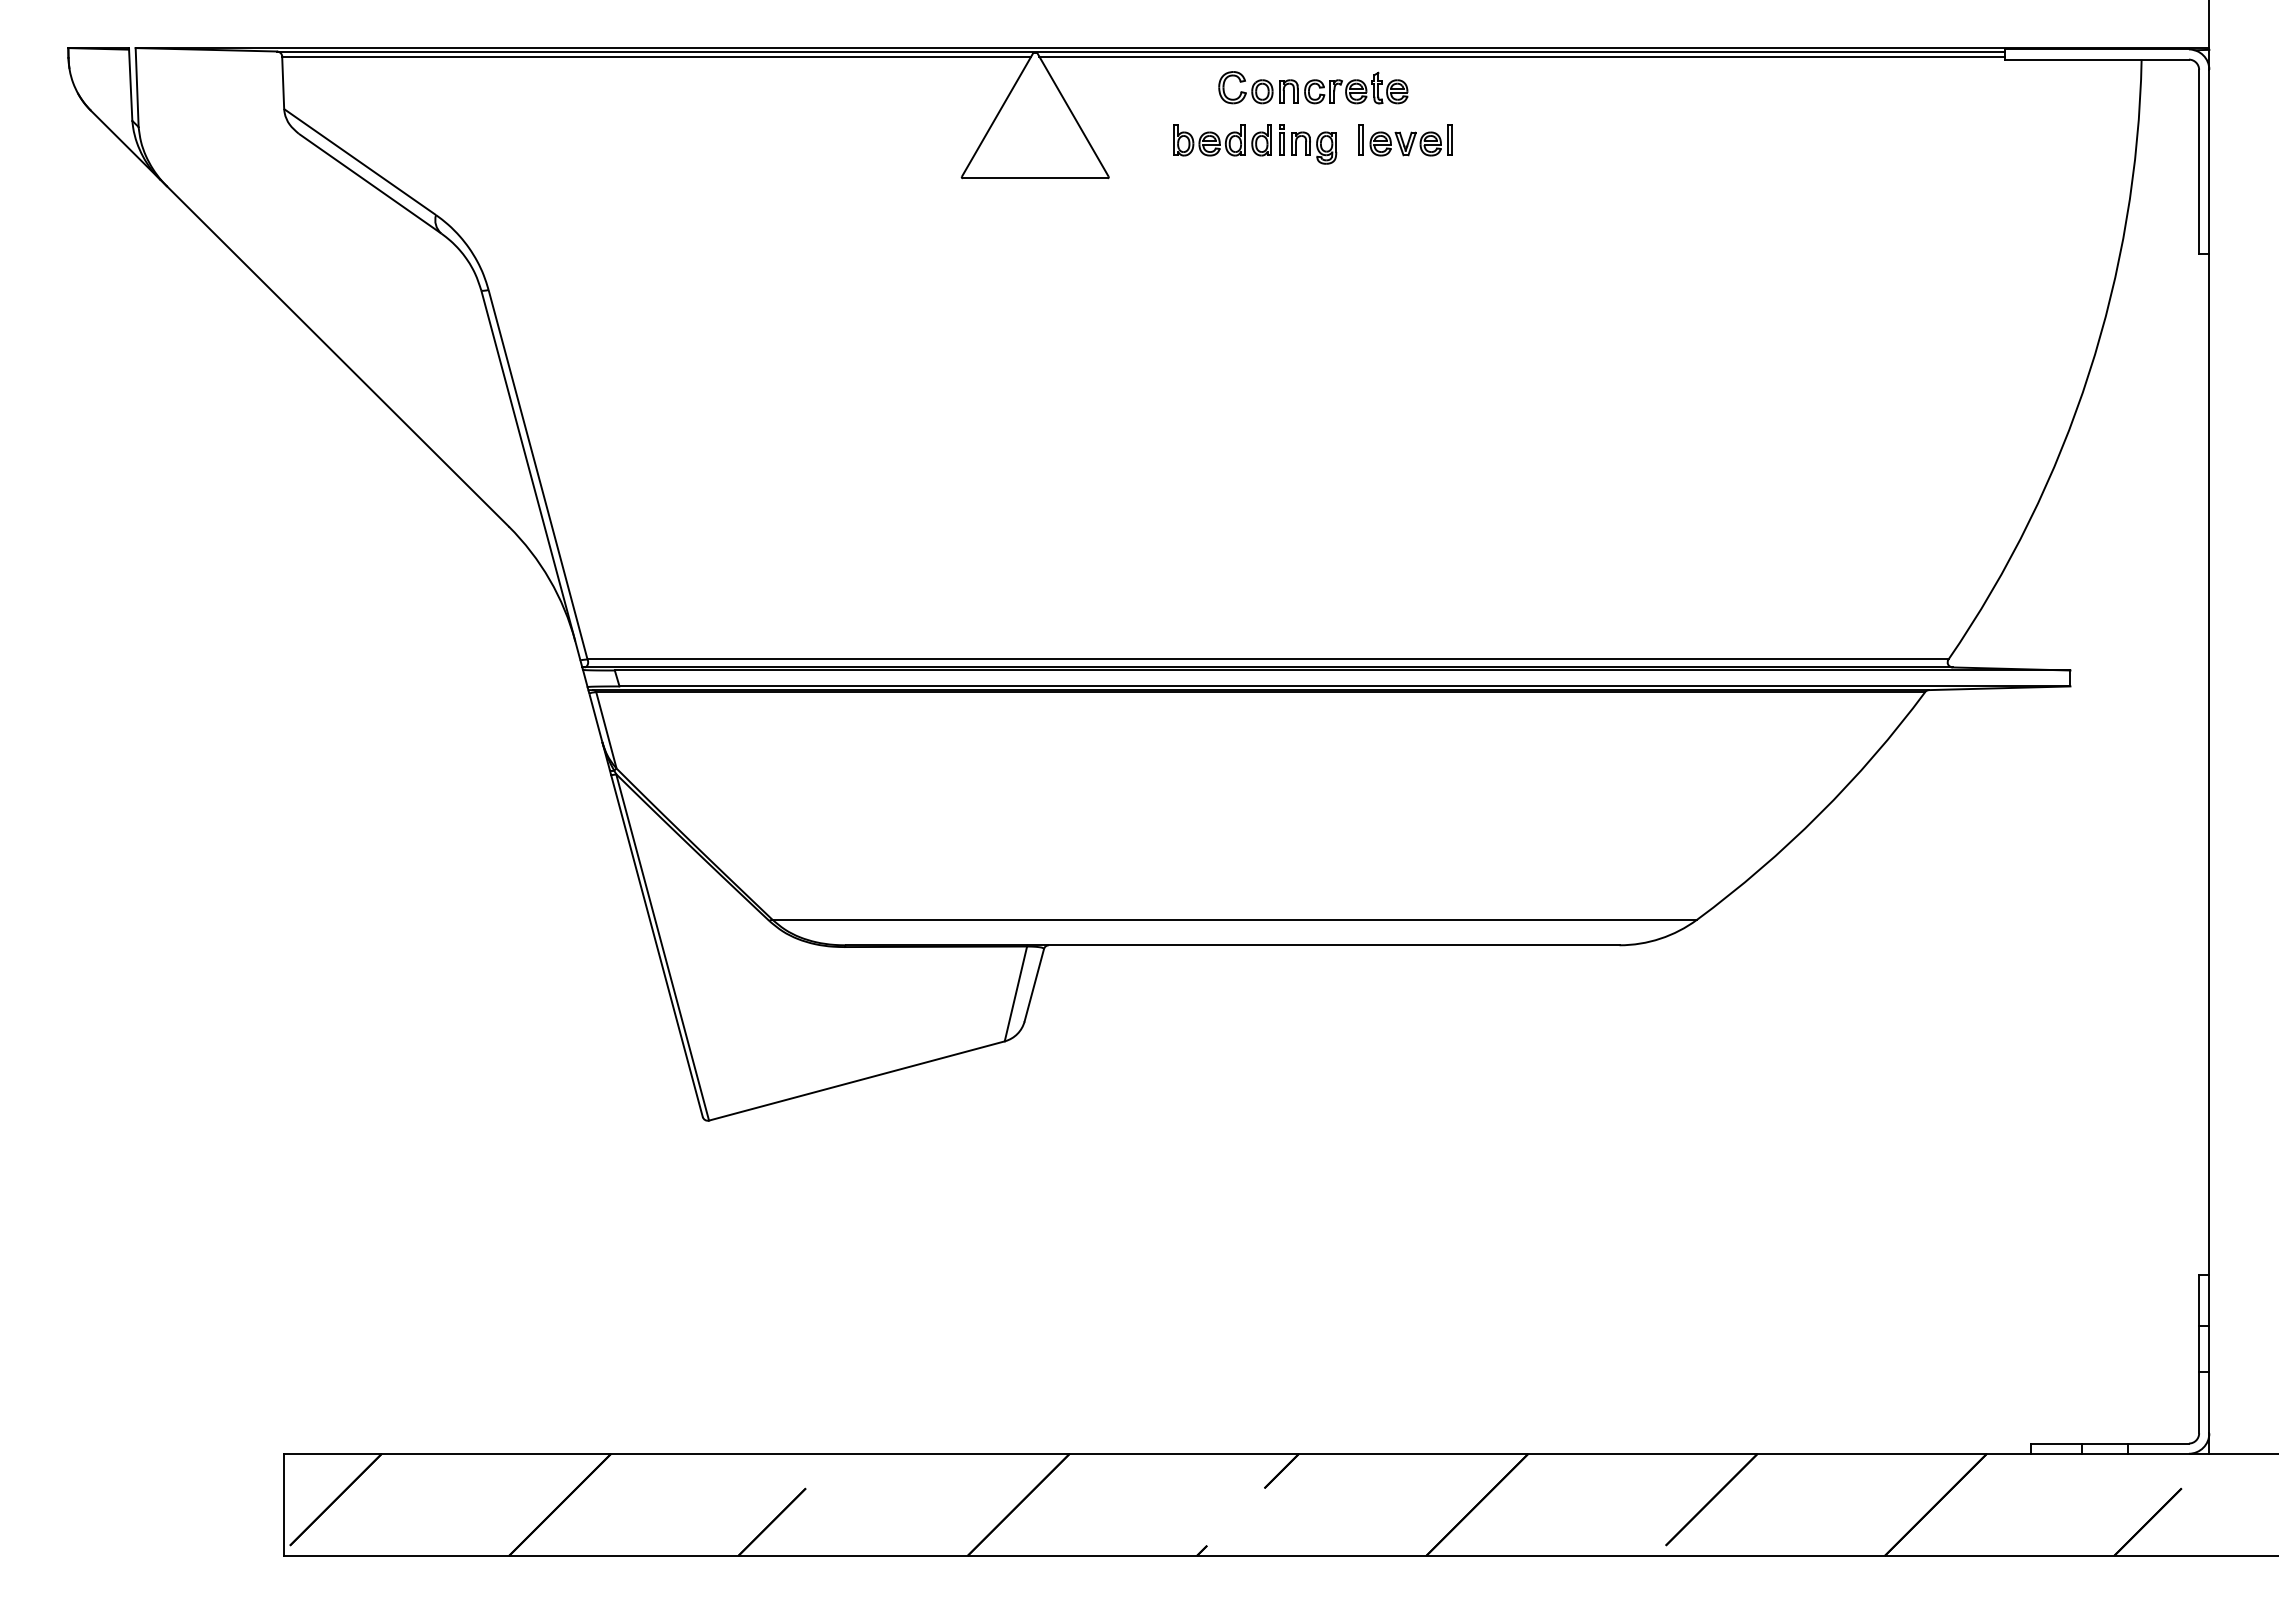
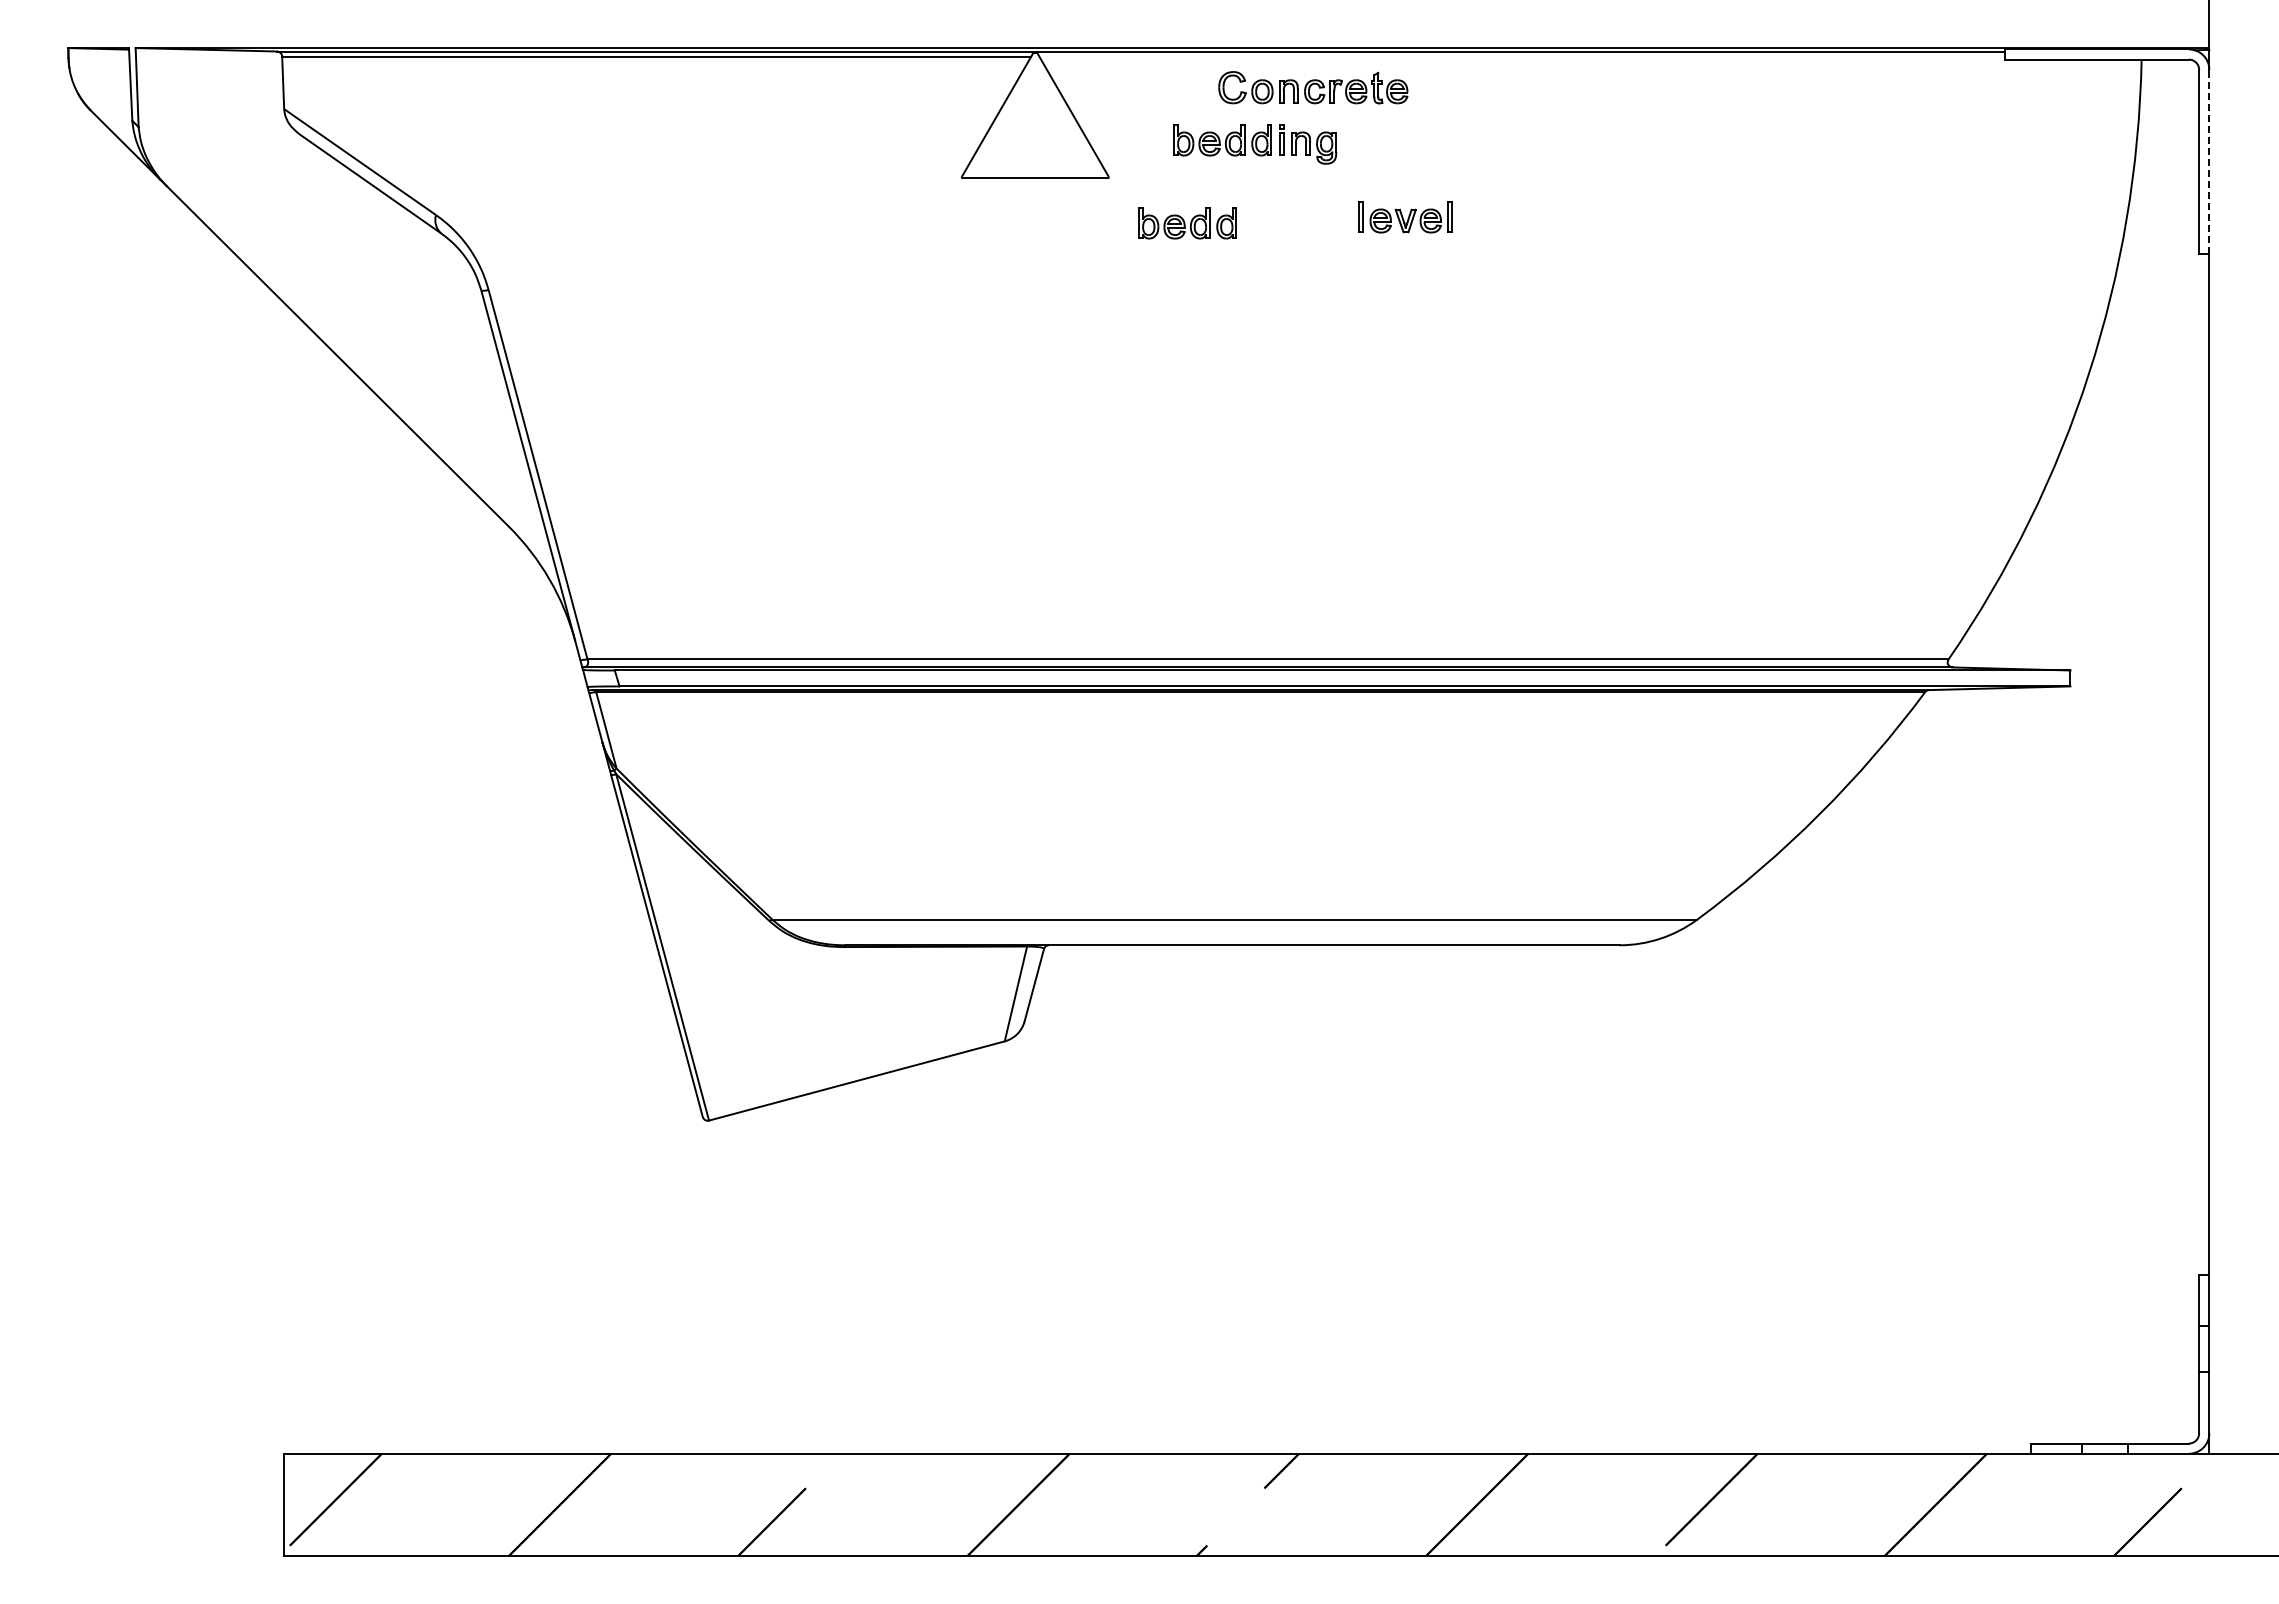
line: present -> none (1522, 56)
part position: (1405, 140) -> (1405, 217) (1405, 217)
line: solid -> dashed (2209, 161)
part: none -> present (1187, 223)
